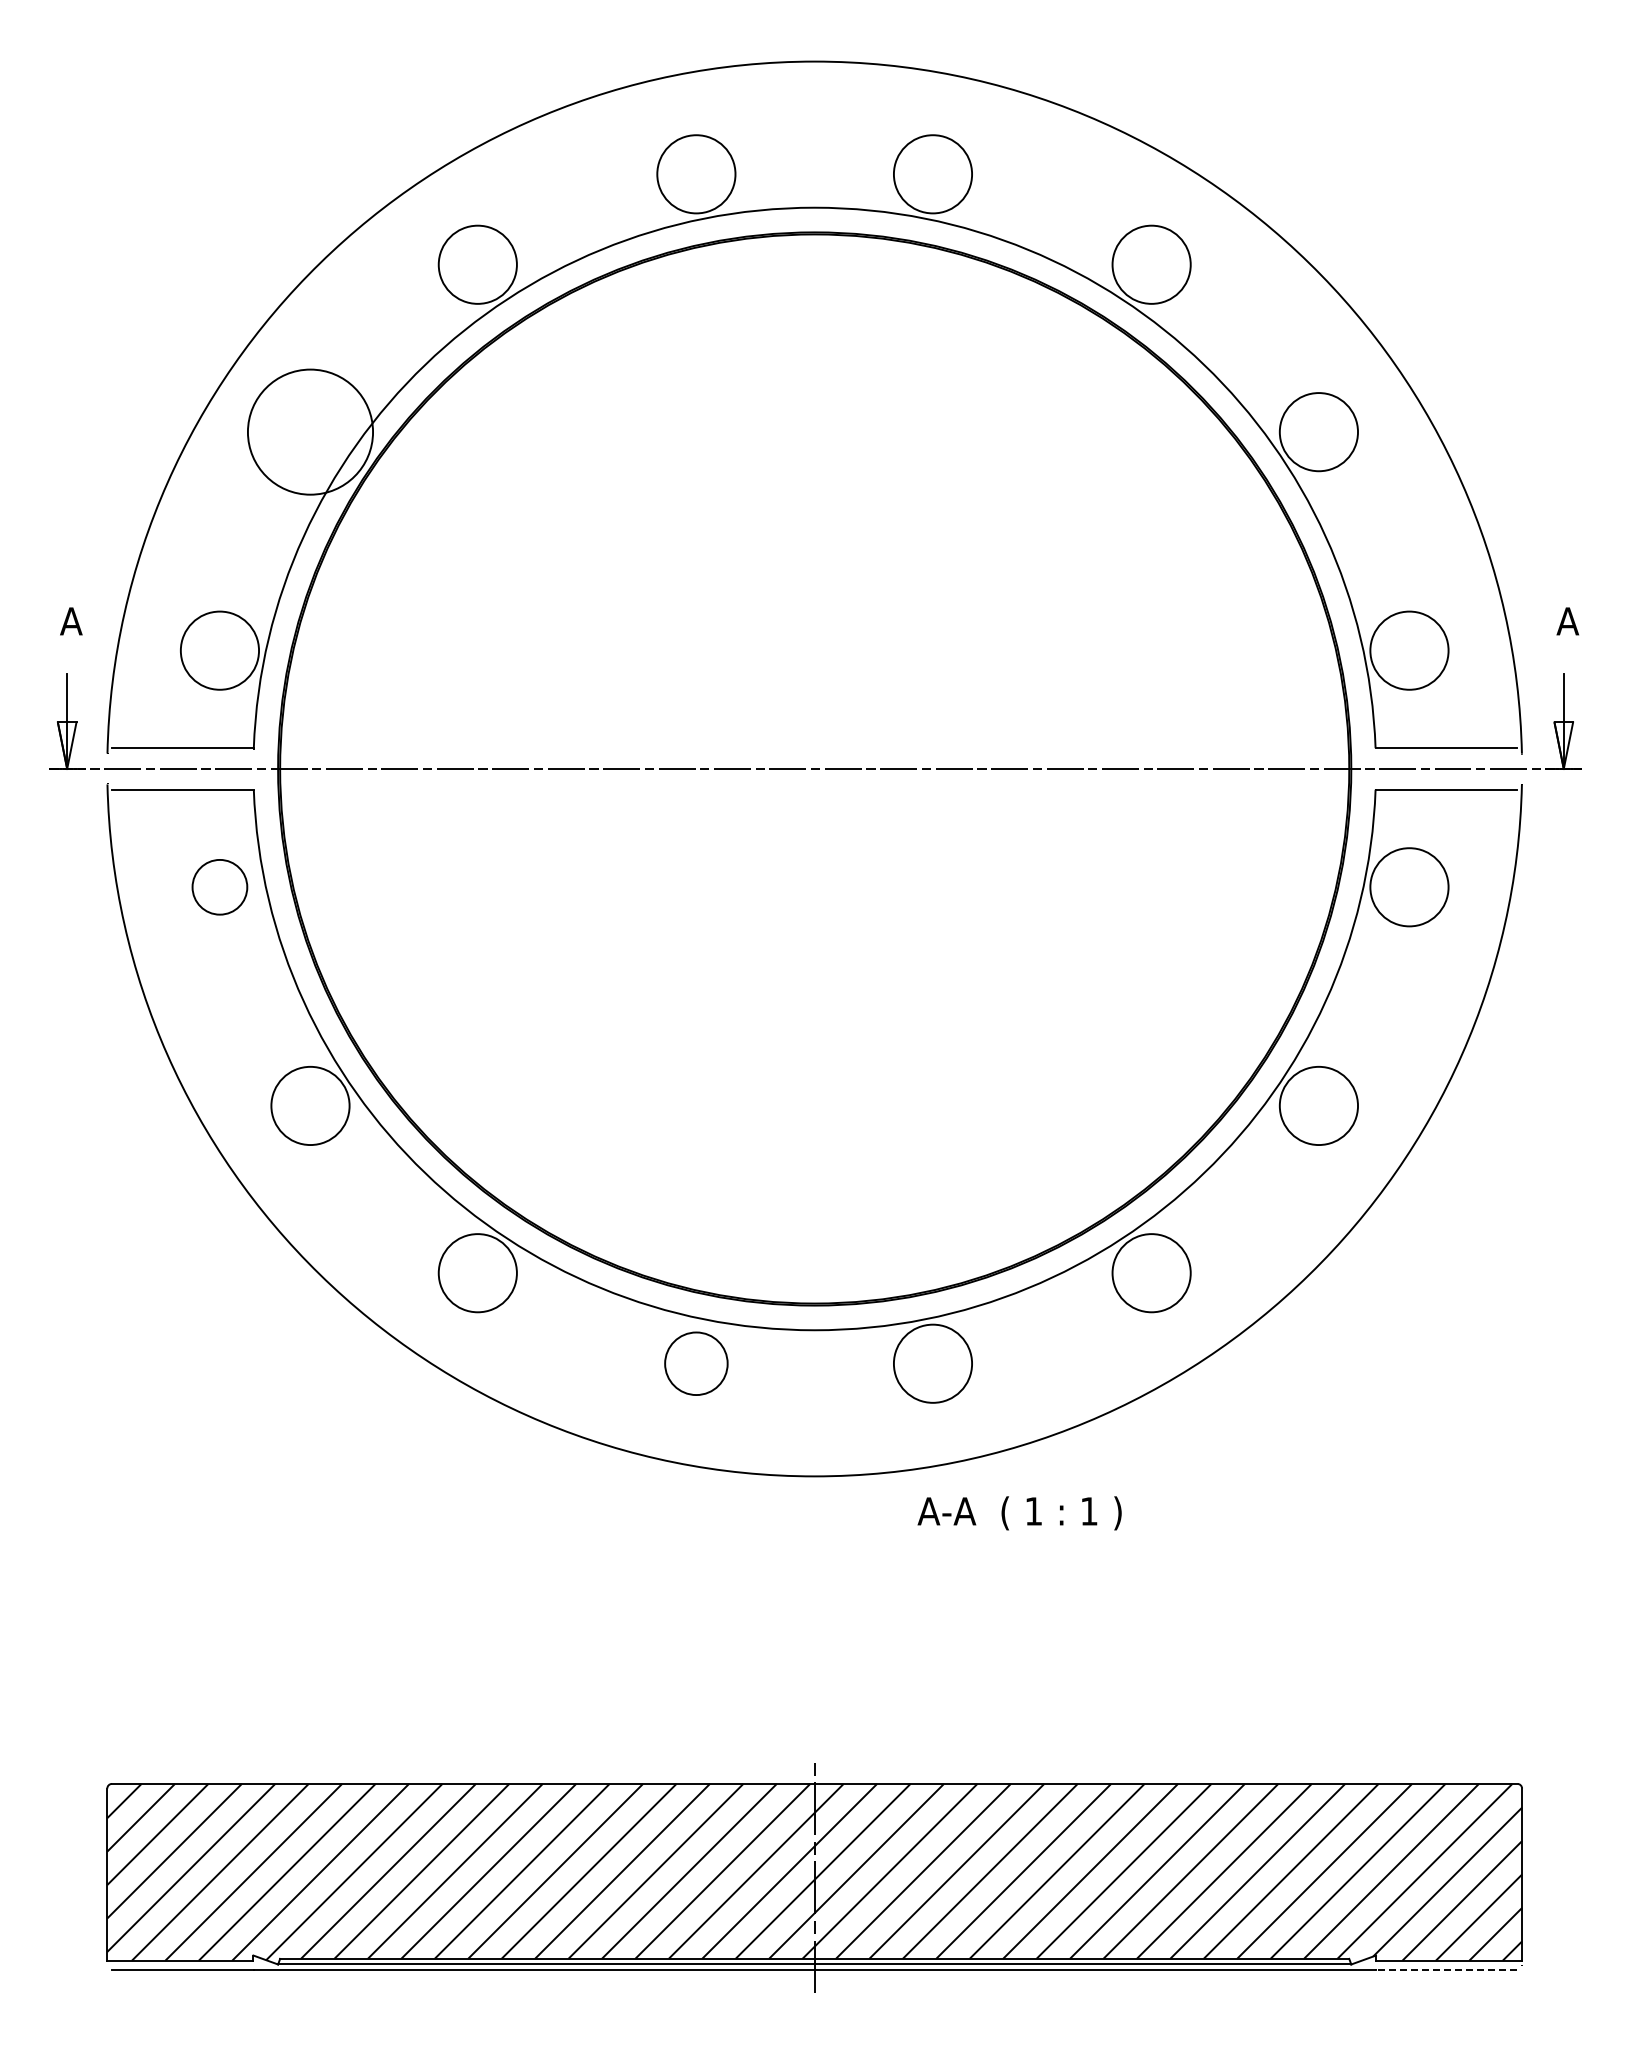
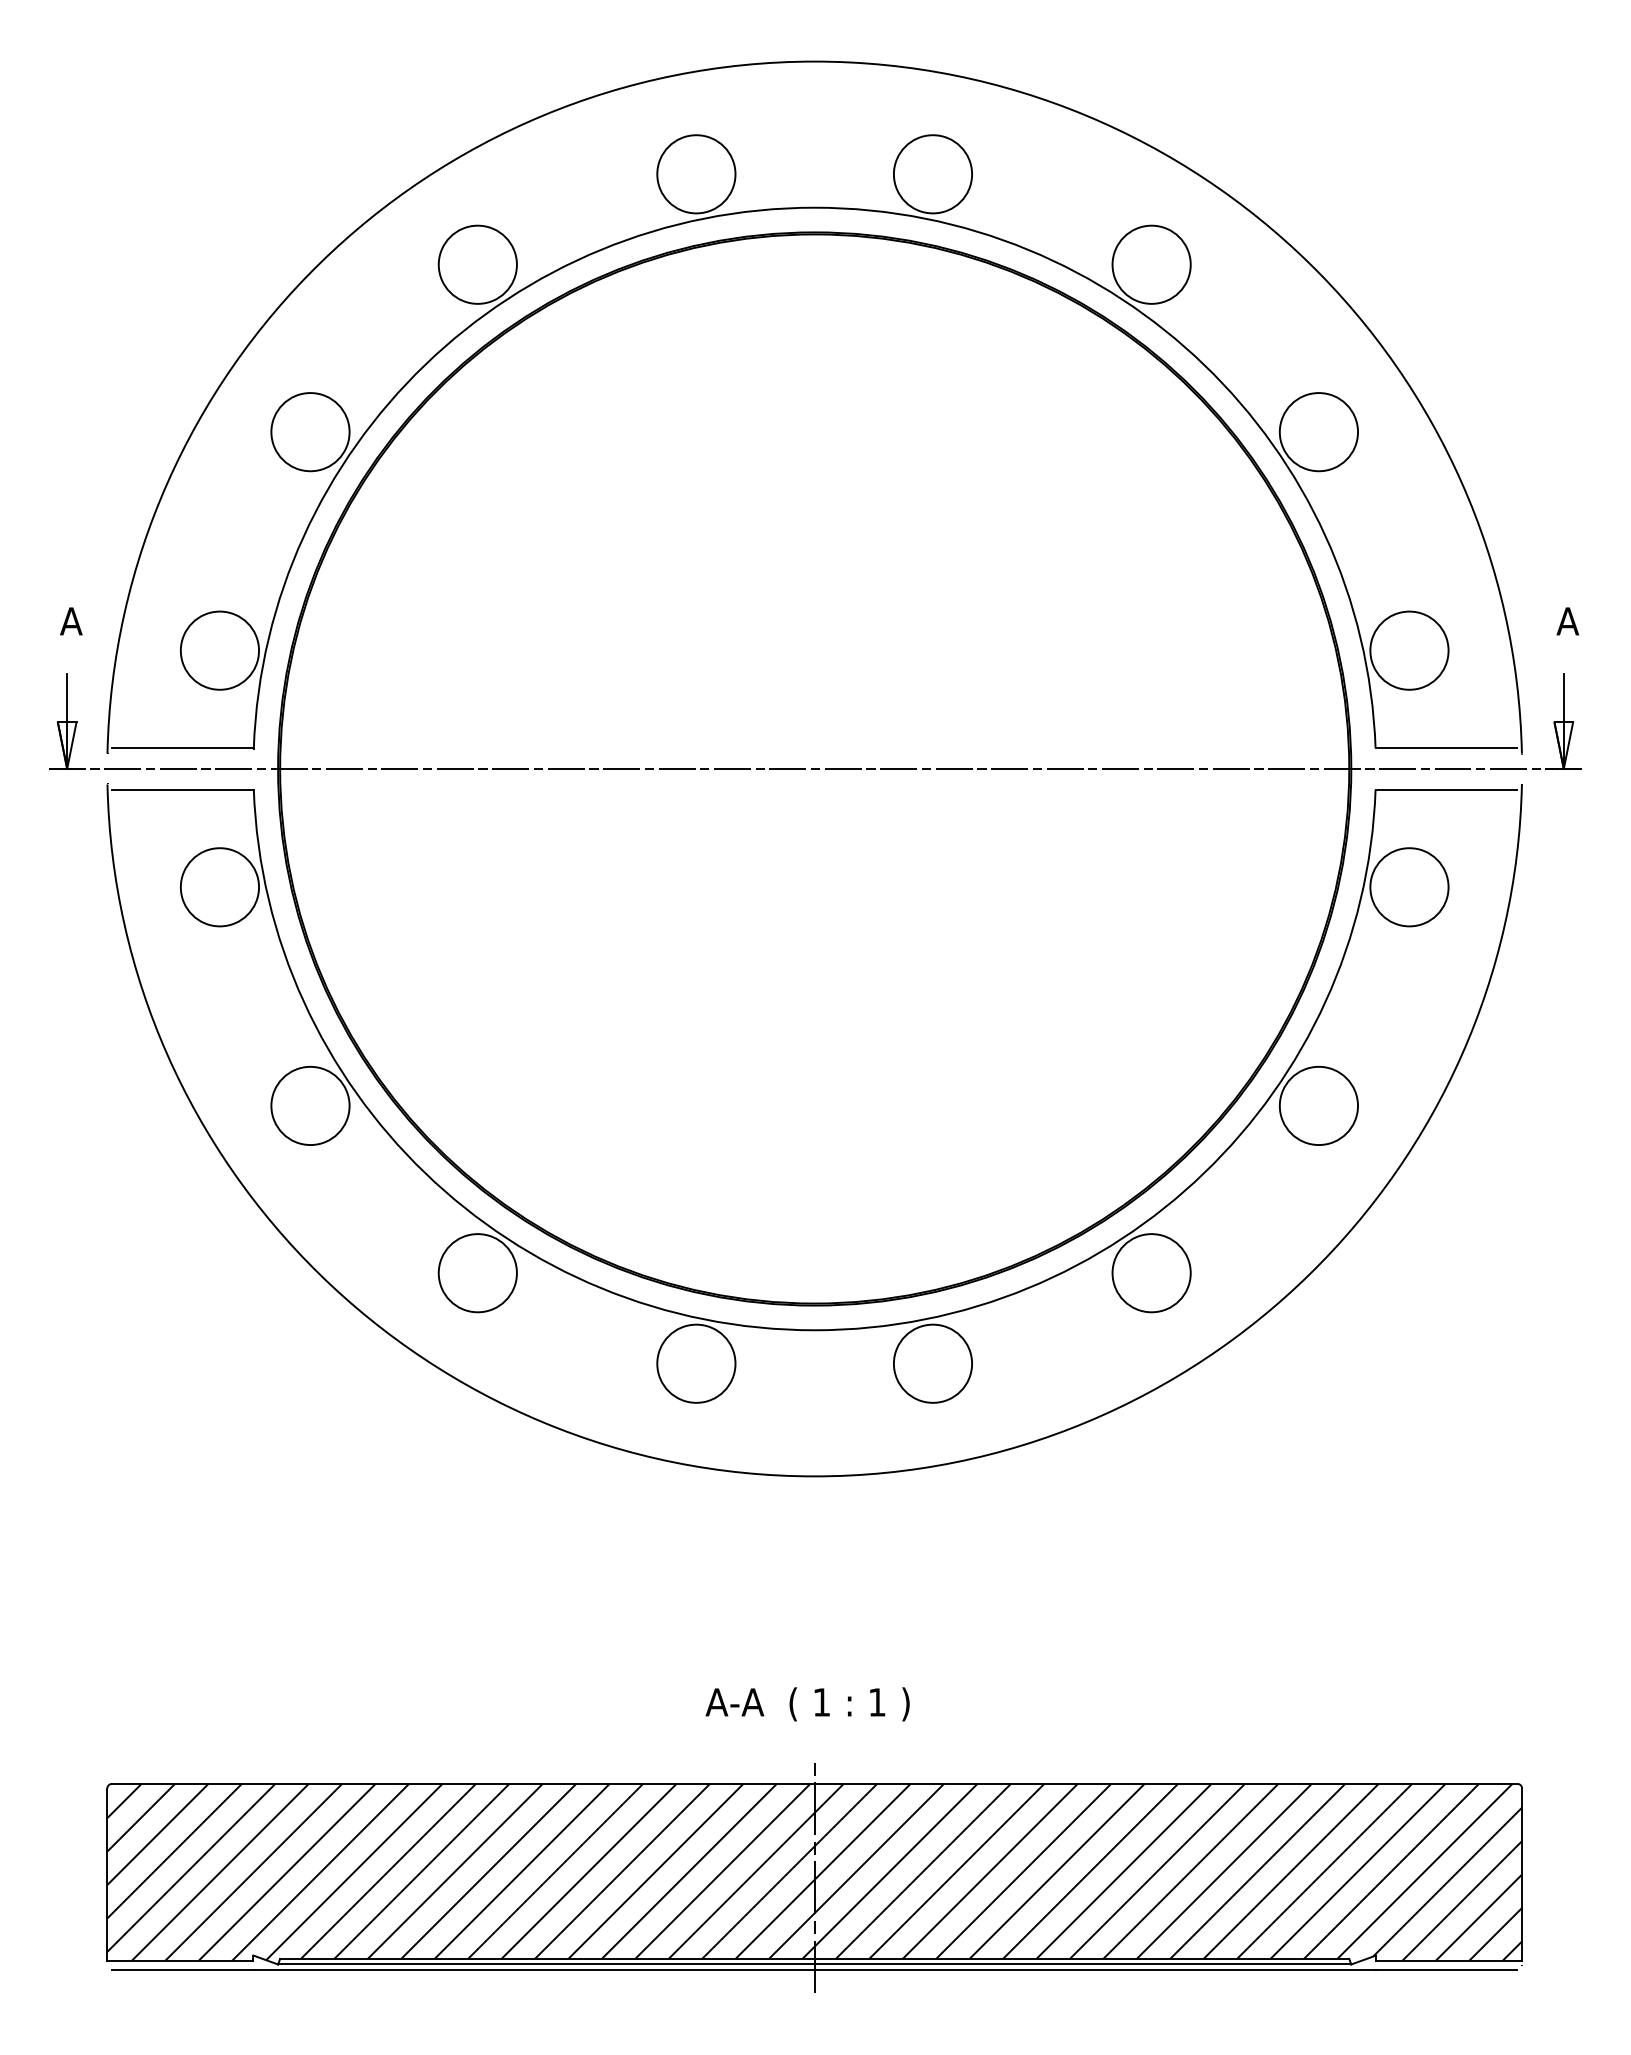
circle diameter: 125 px -> 78 px (310, 432)
circle diameter: 55 px -> 78 px (219, 887)
circle diameter: 63 px -> 78 px (696, 1363)
text position: (1019, 1513) -> (807, 1704) (807, 1704)
line: dashed -> solid (1446, 1970)
